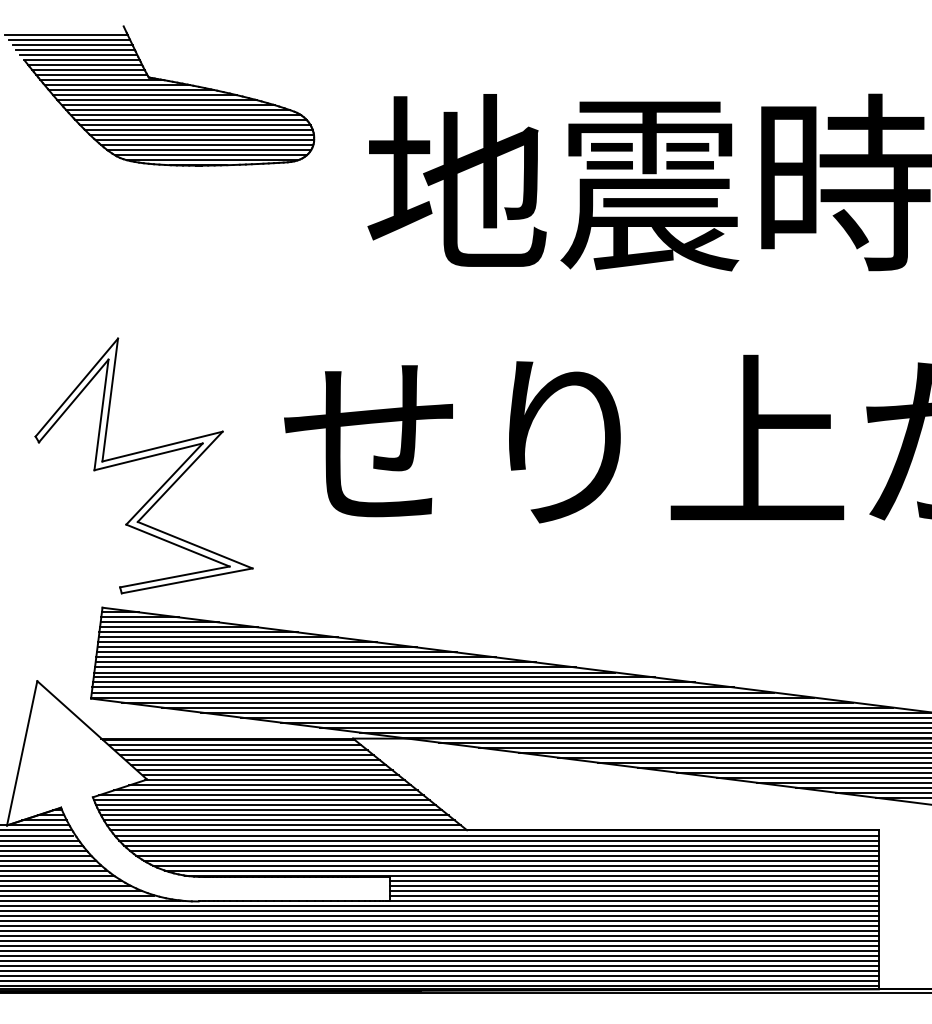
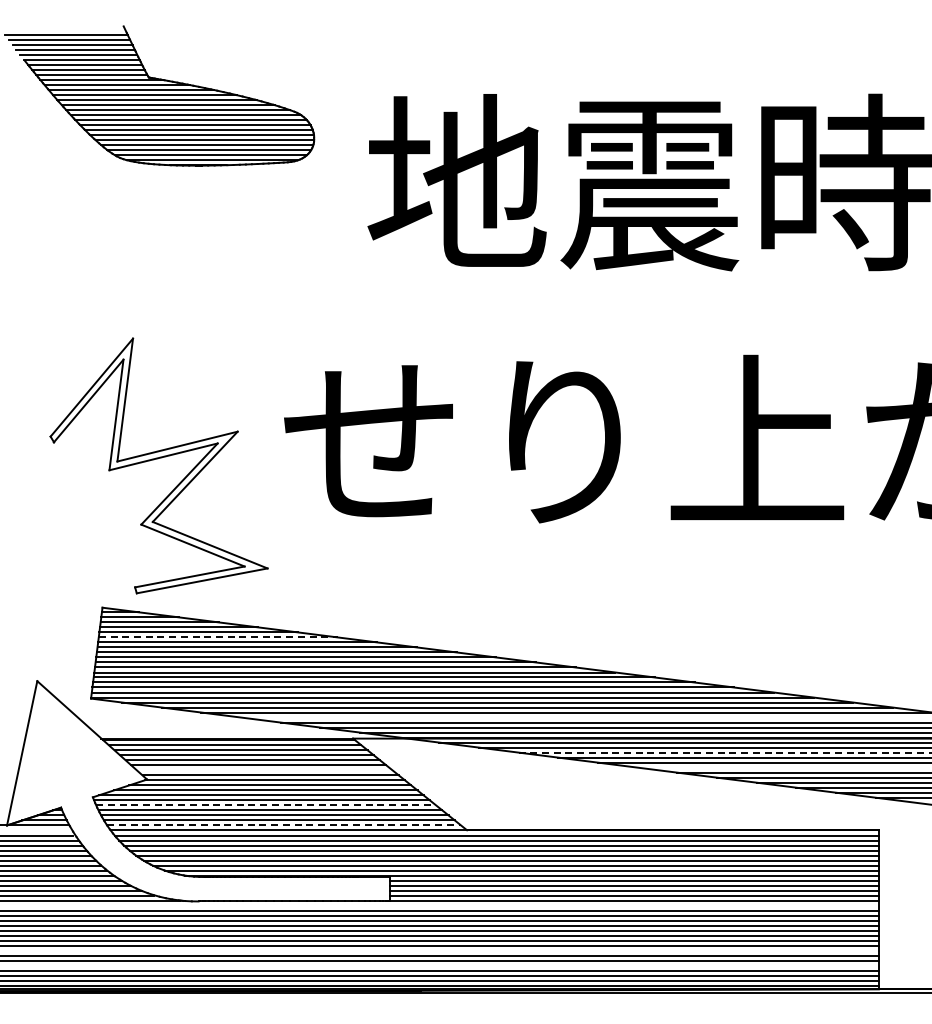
part position: (142, 459) -> (157, 459) (157, 459)
line: solid -> dashed (218, 637)
line: present -> none (584, 717)
line: solid -> dashed (725, 752)
line: present -> none (782, 767)
line: present -> none (264, 770)
line: solid -> dashed (266, 805)
line: solid -> dashed (284, 825)
line: present -> none (36, 830)
line: present -> none (440, 905)
line: present -> none (440, 950)
line: present -> none (440, 965)
